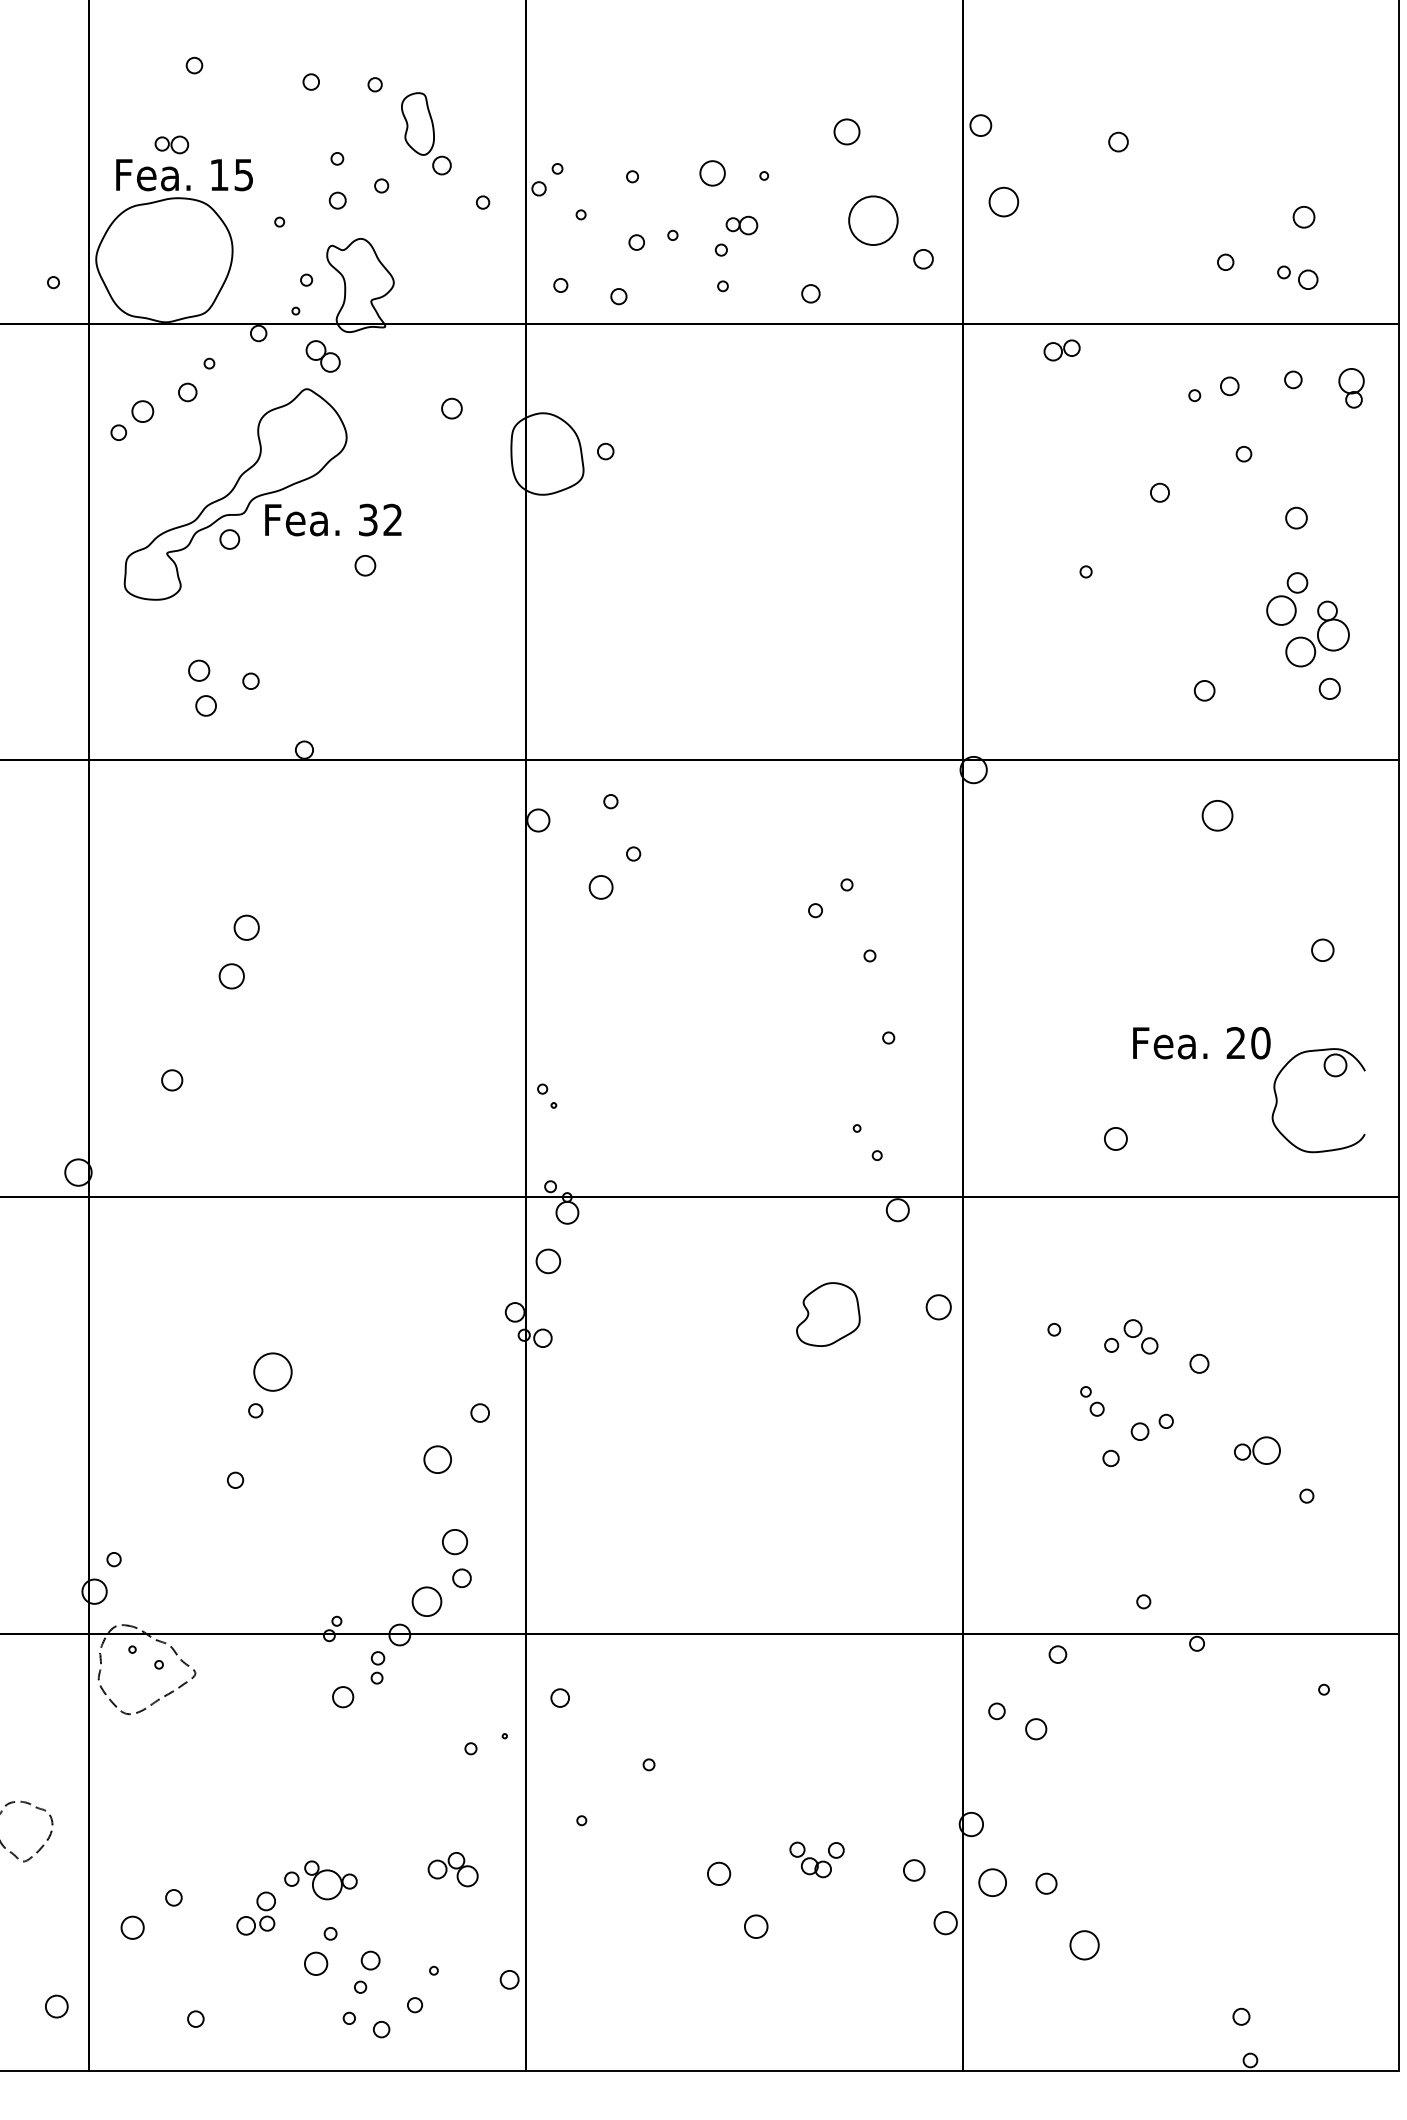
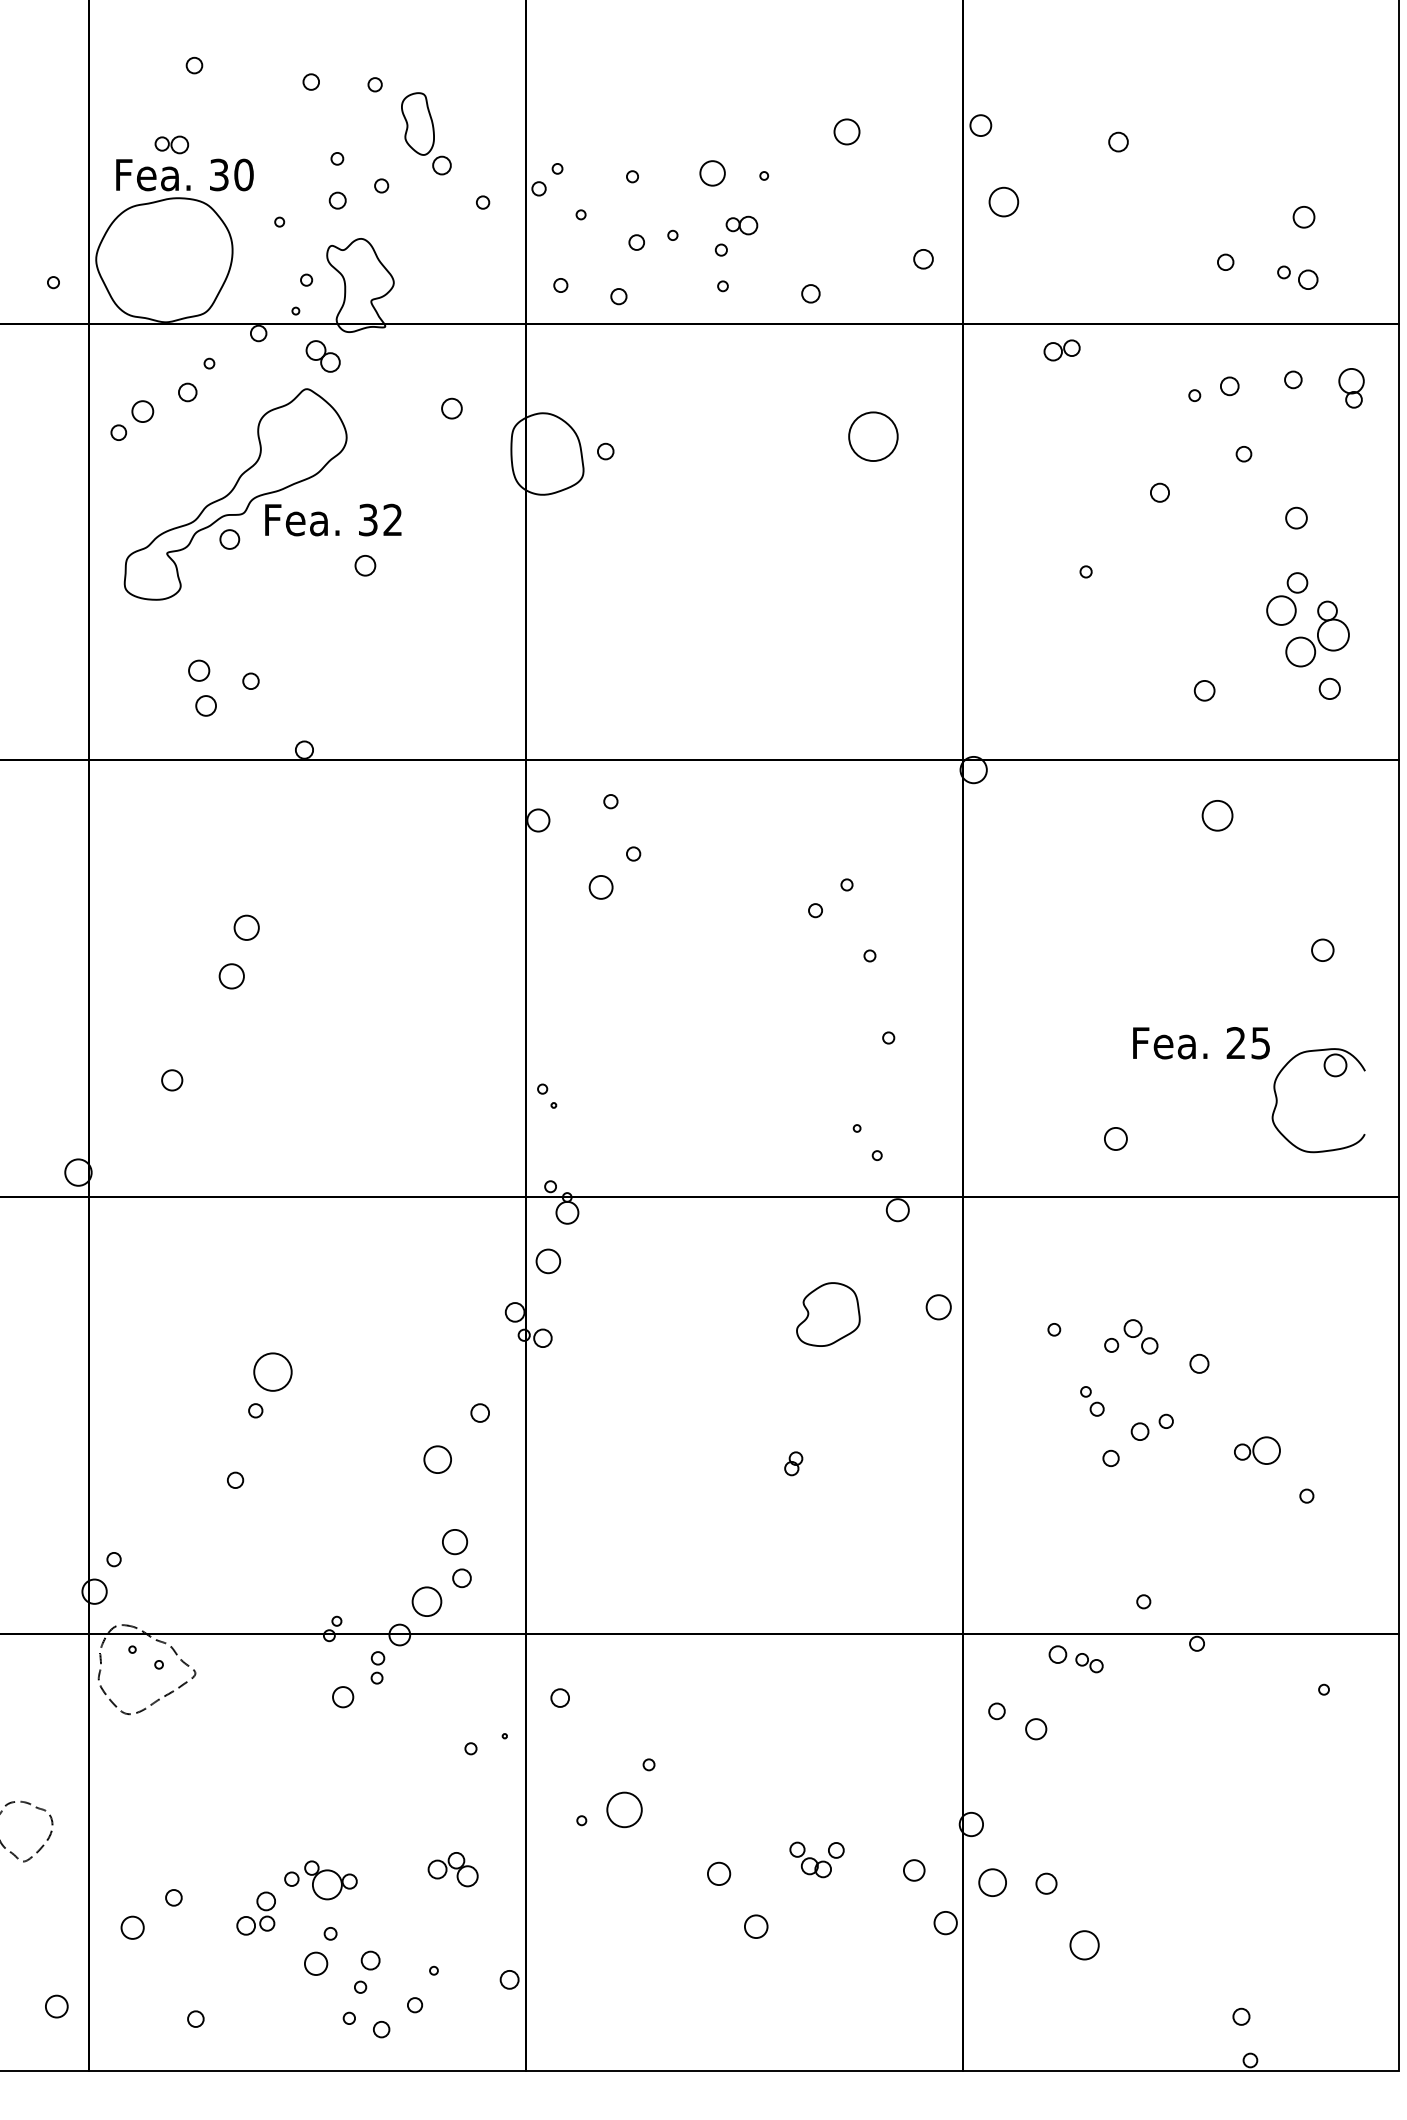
text: 15 -> 30 (231, 174)
circle position: (873, 220) -> (873, 436) (873, 436)
text: 20 -> 25 (1260, 1043)
part: none -> present (793, 1463)
part: none -> present (1089, 1663)
circle: none -> present (624, 1809)
